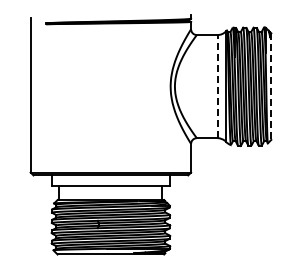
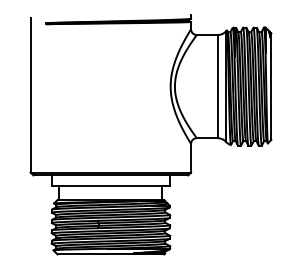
line: dashed -> solid (217, 86)
line: dashed -> solid (271, 87)
